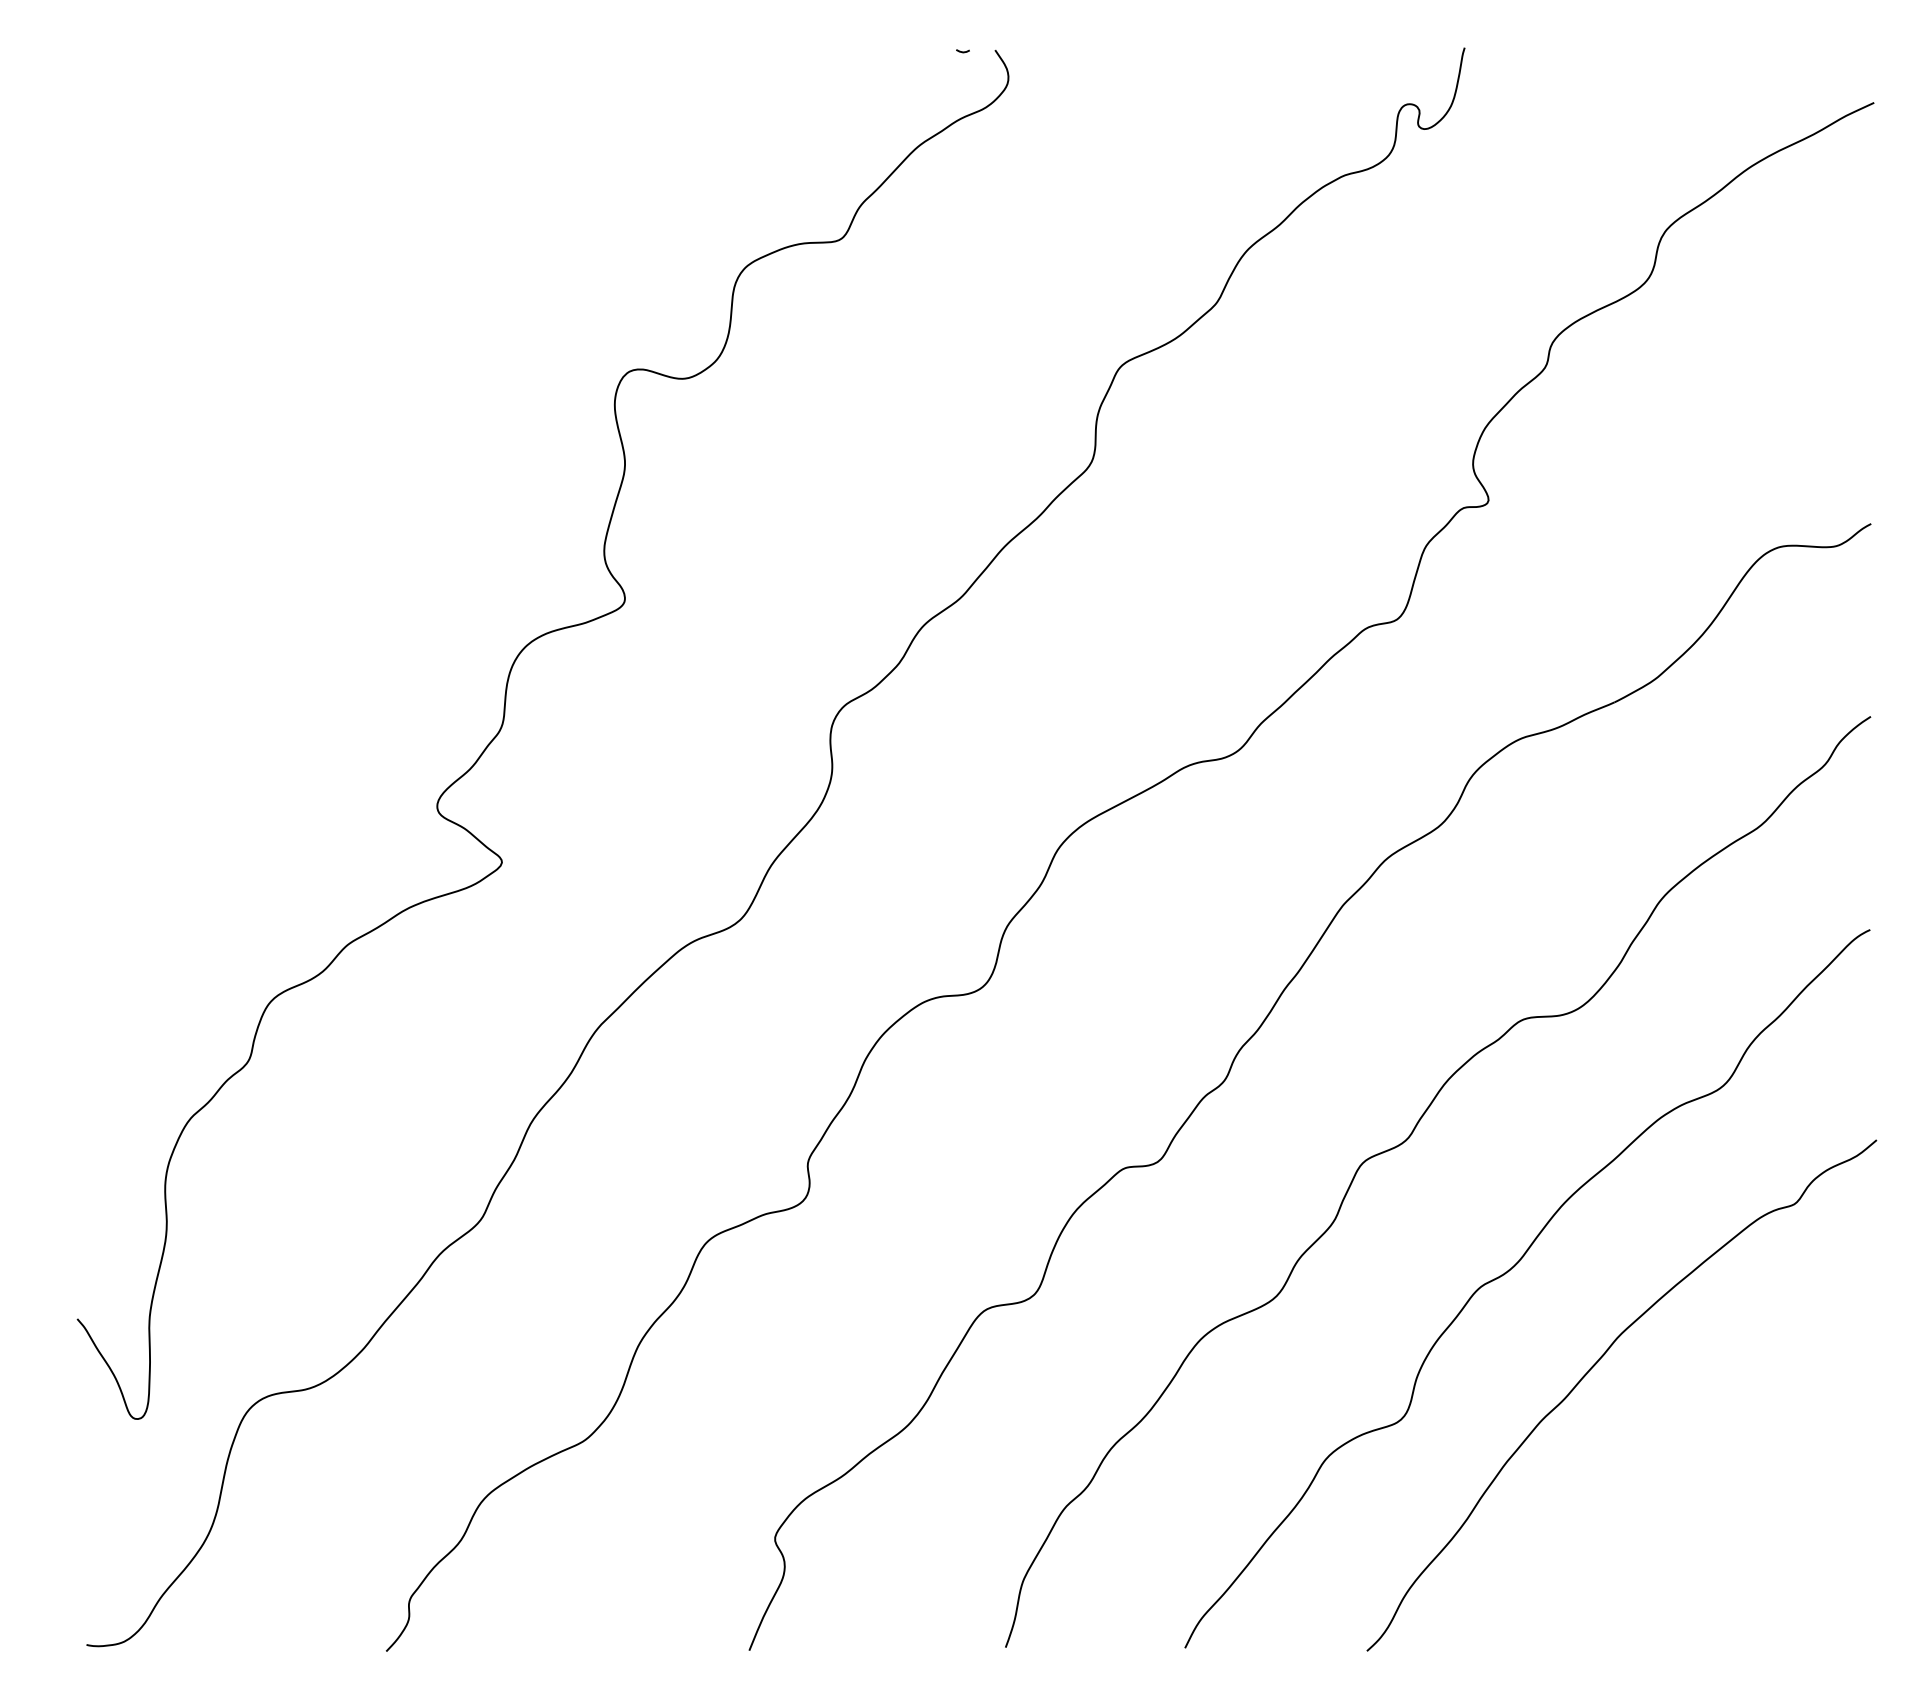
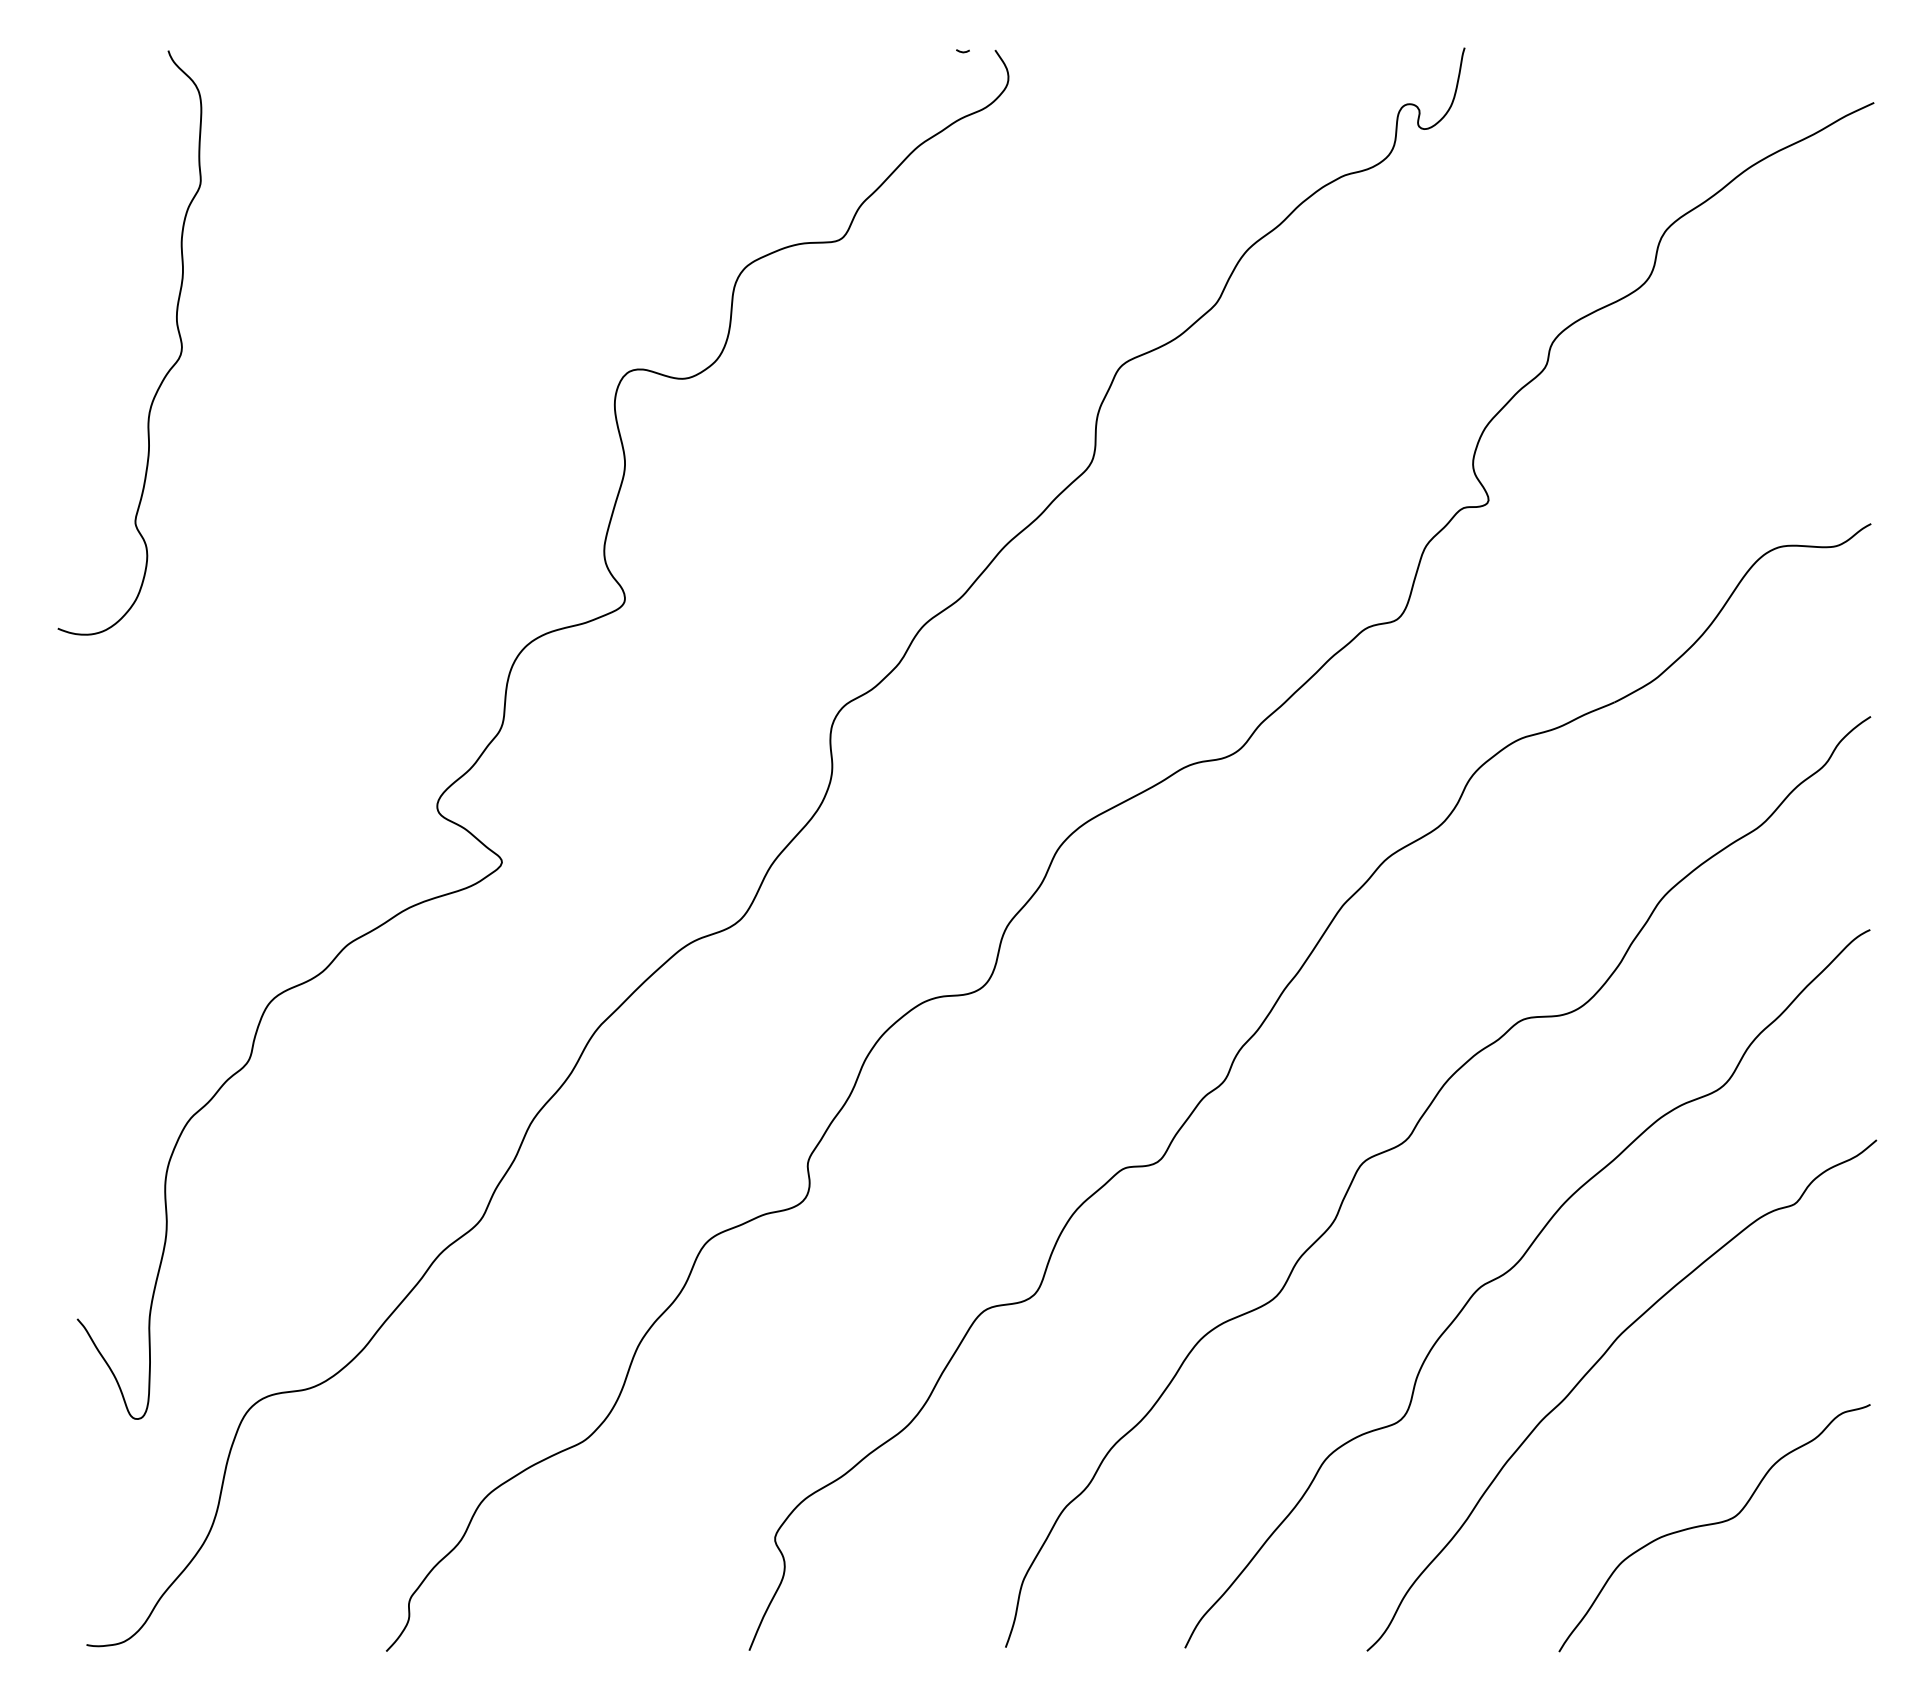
curve: none -> present (167, 371)
curve: none -> present (1714, 1524)
